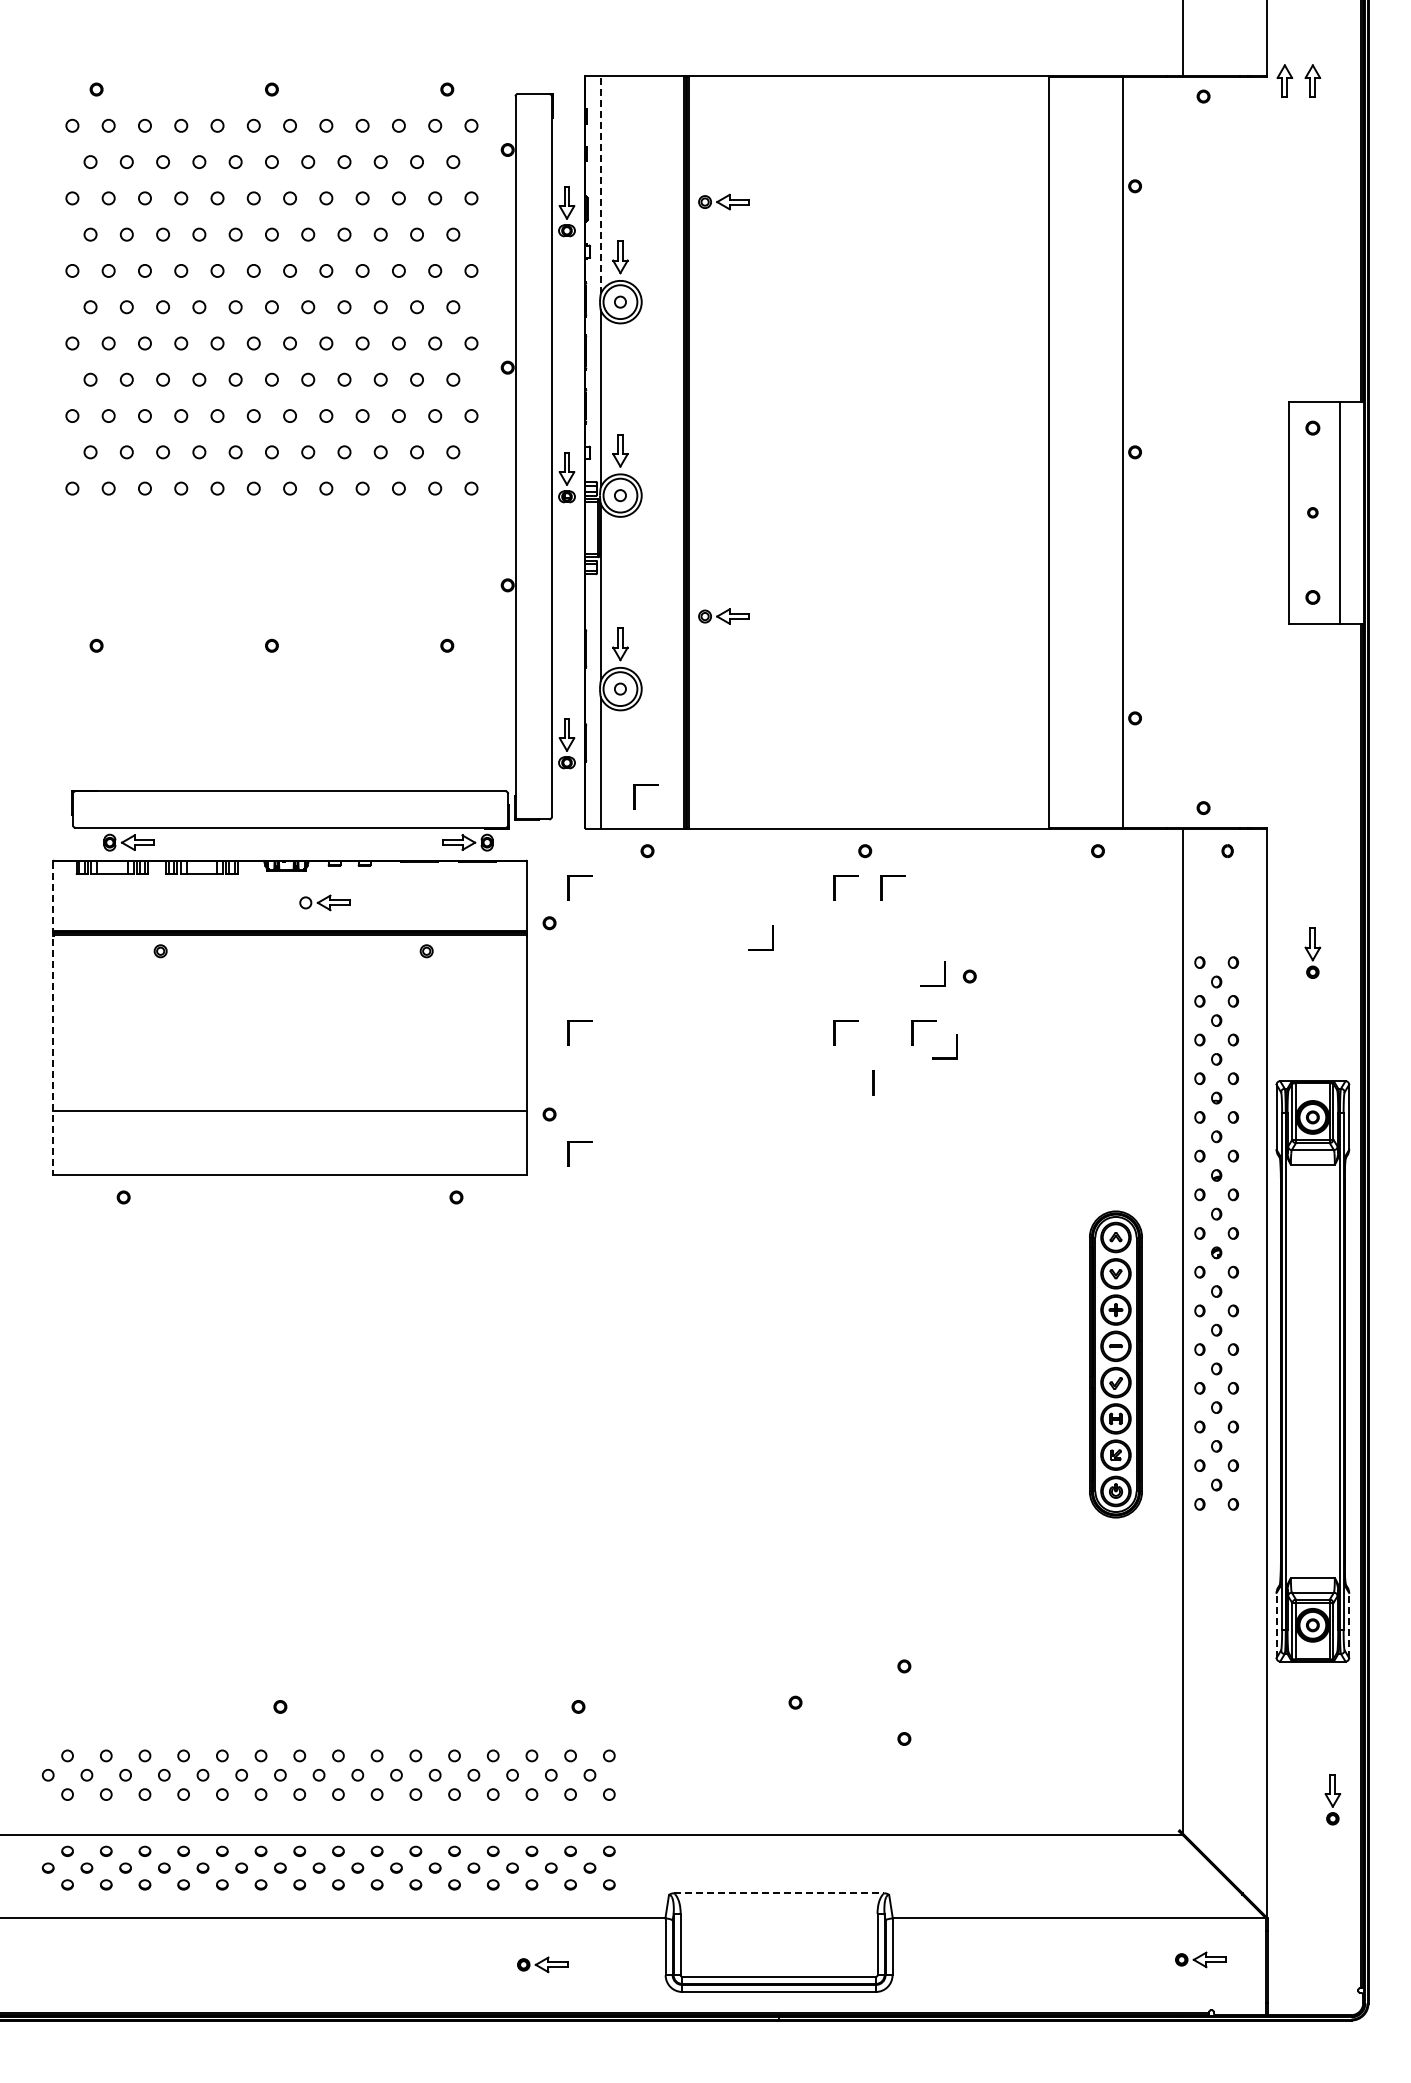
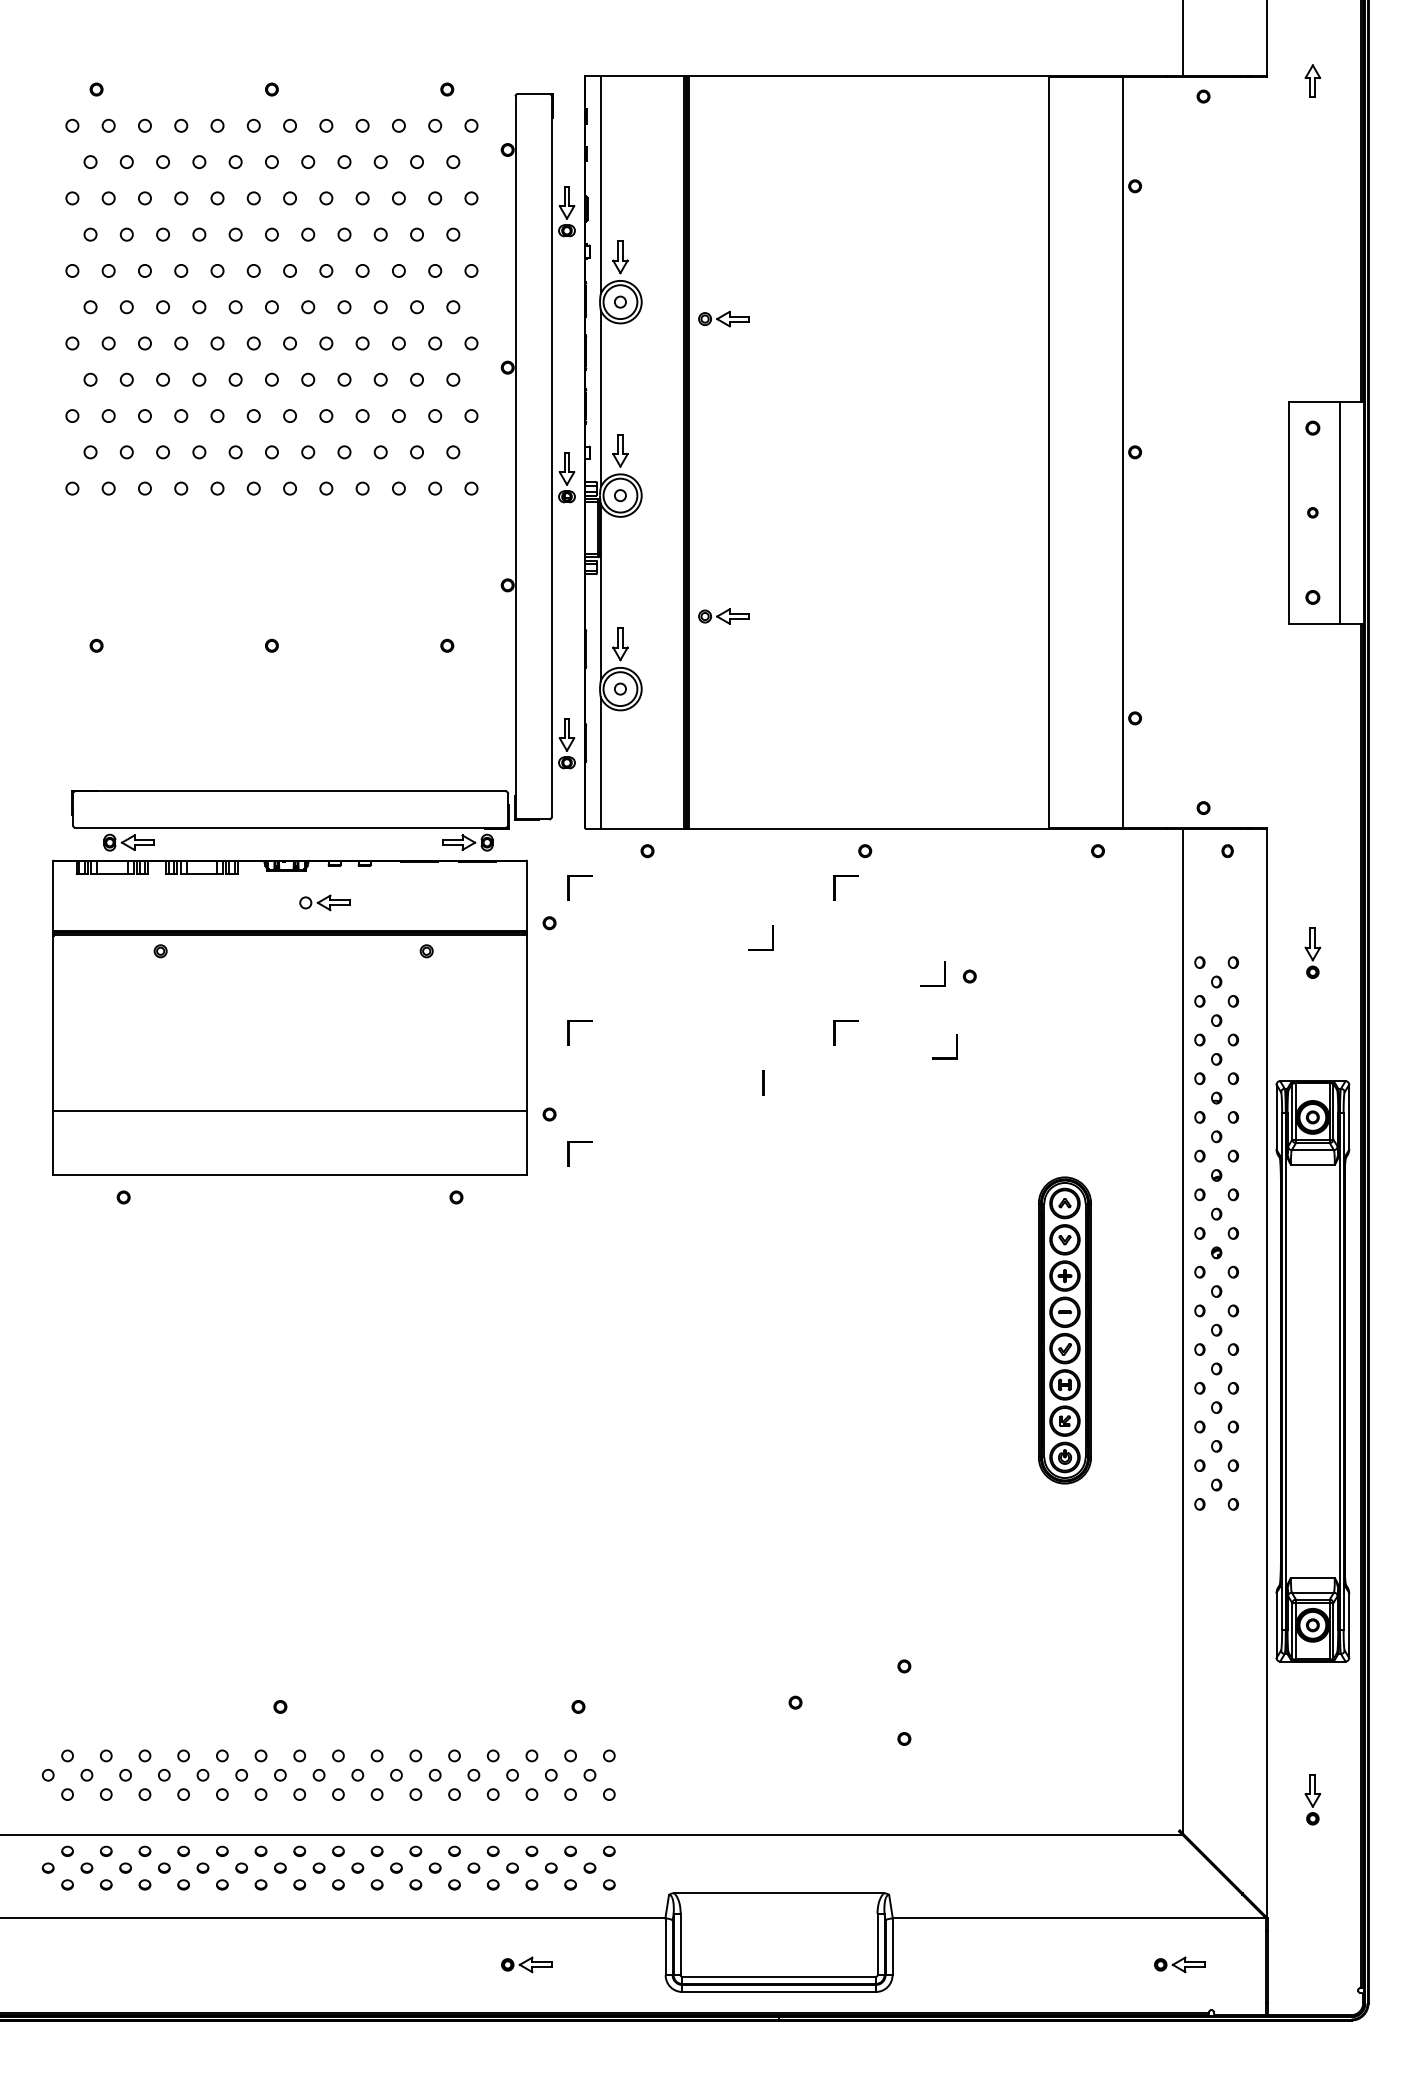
part: present -> none (1284, 80)
line: dashed -> solid (600, 184)
part position: (723, 201) -> (723, 318) (723, 318)
part: present -> none (635, 796)
part: present -> none (882, 887)
line: dashed -> solid (53, 1018)
part: present -> none (913, 1032)
line position: (873, 1082) -> (763, 1082) (763, 1082)
part position: (1115, 1364) -> (1064, 1330) (1064, 1330)
line: dashed -> solid (1276, 1625)
line: dashed -> solid (1349, 1625)
part position: (1332, 1799) -> (1312, 1799) (1312, 1799)
line: dashed -> solid (779, 1893)
part position: (1200, 1959) -> (1179, 1964) (1179, 1964)
part position: (542, 1964) -> (526, 1964) (526, 1964)
